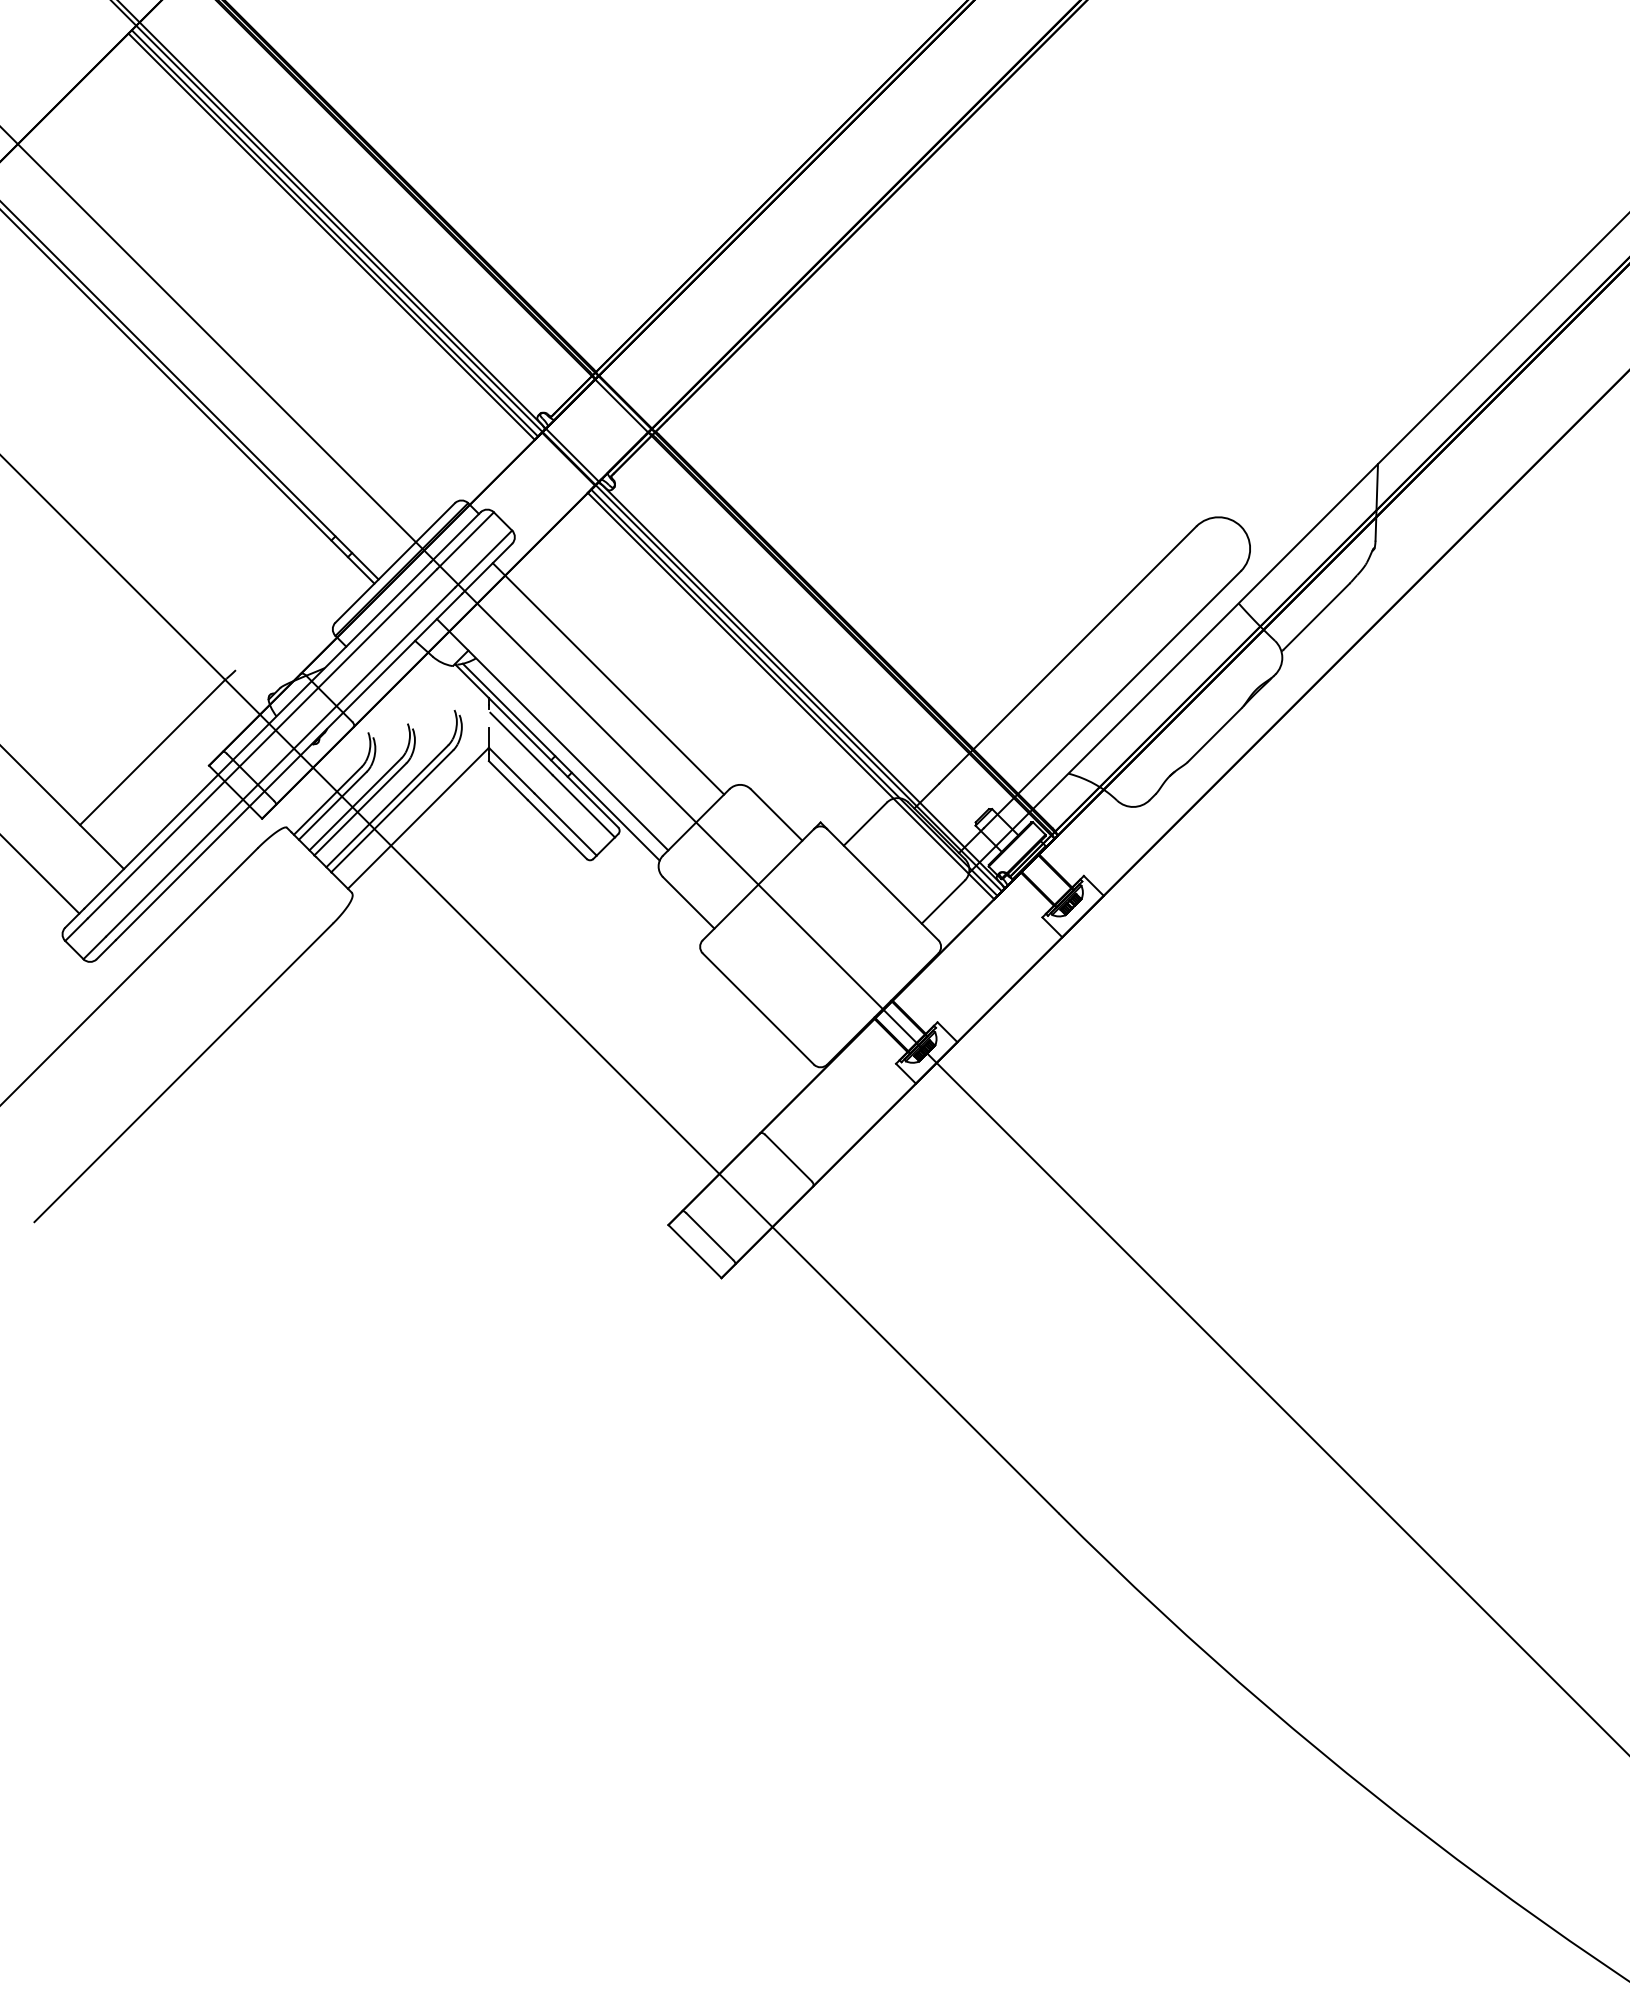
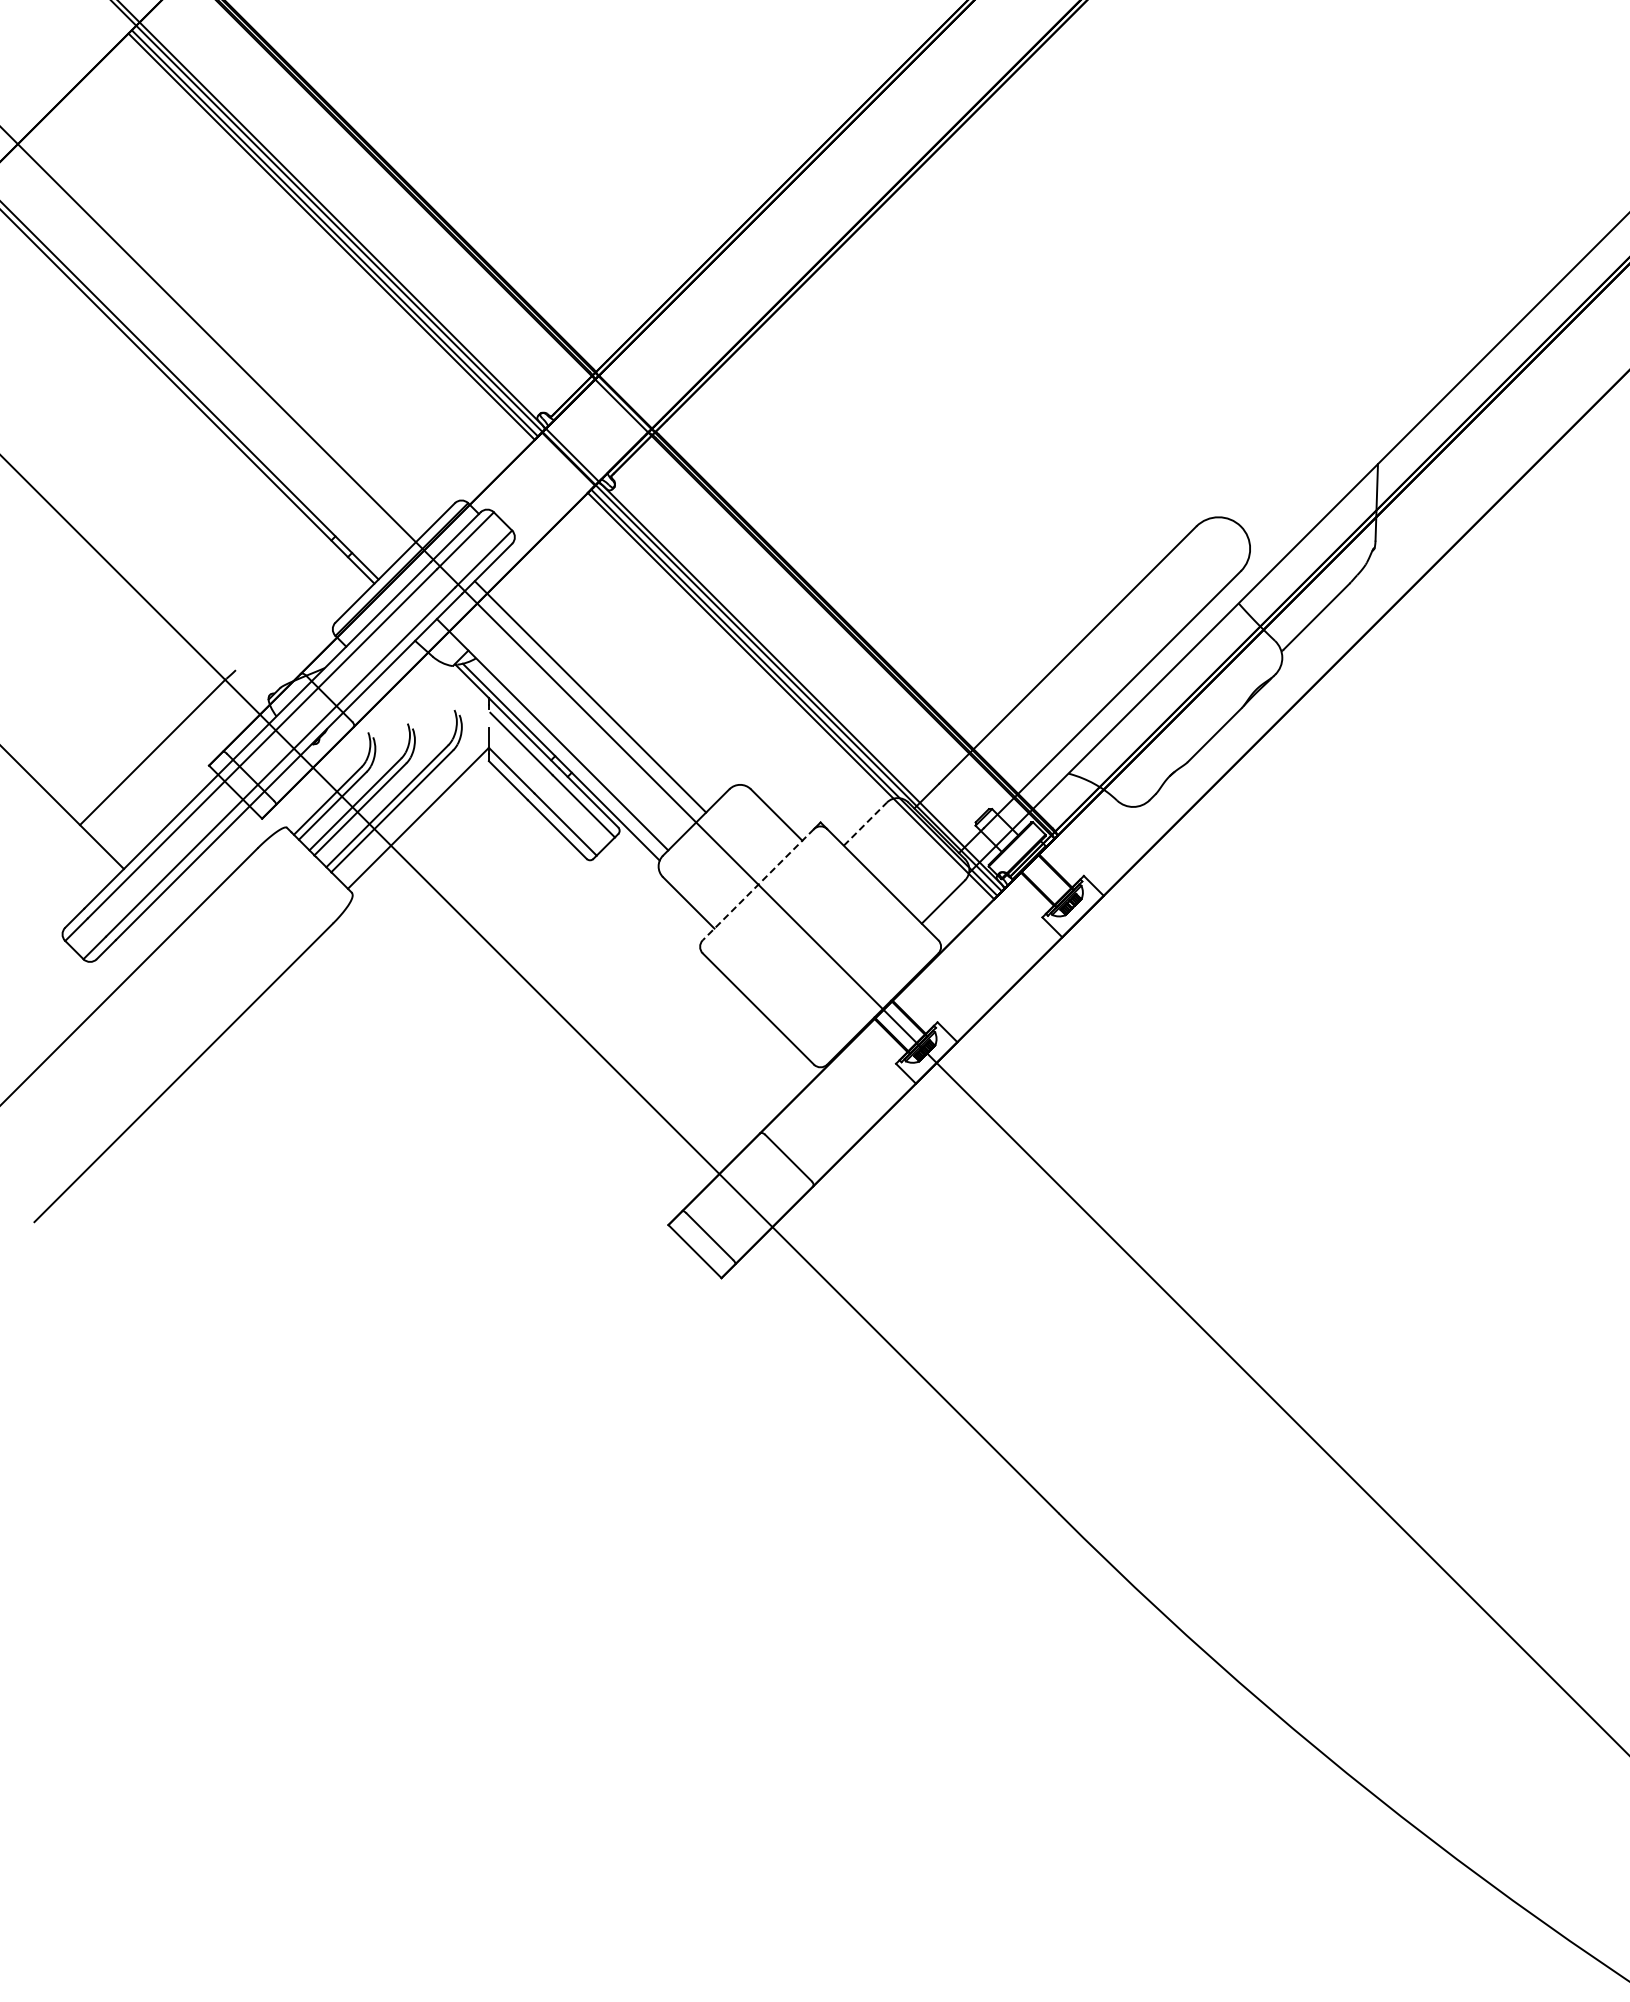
line position: (608, 678) -> (590, 696) (590, 696)
line: solid -> dashed (865, 823)
line: present -> none (40, 874)
line: solid -> dashed (758, 884)
